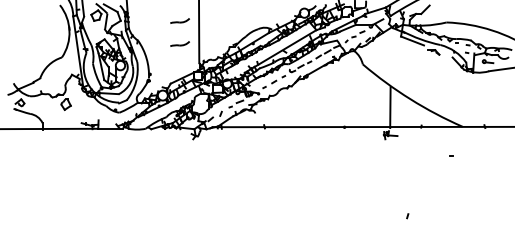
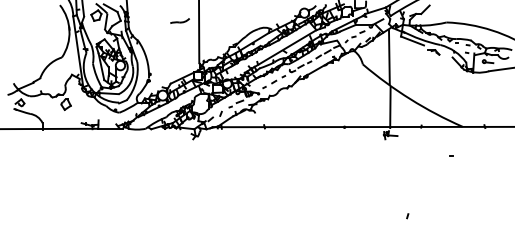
part: present -> none (179, 43)
line: none -> present (388, 57)
